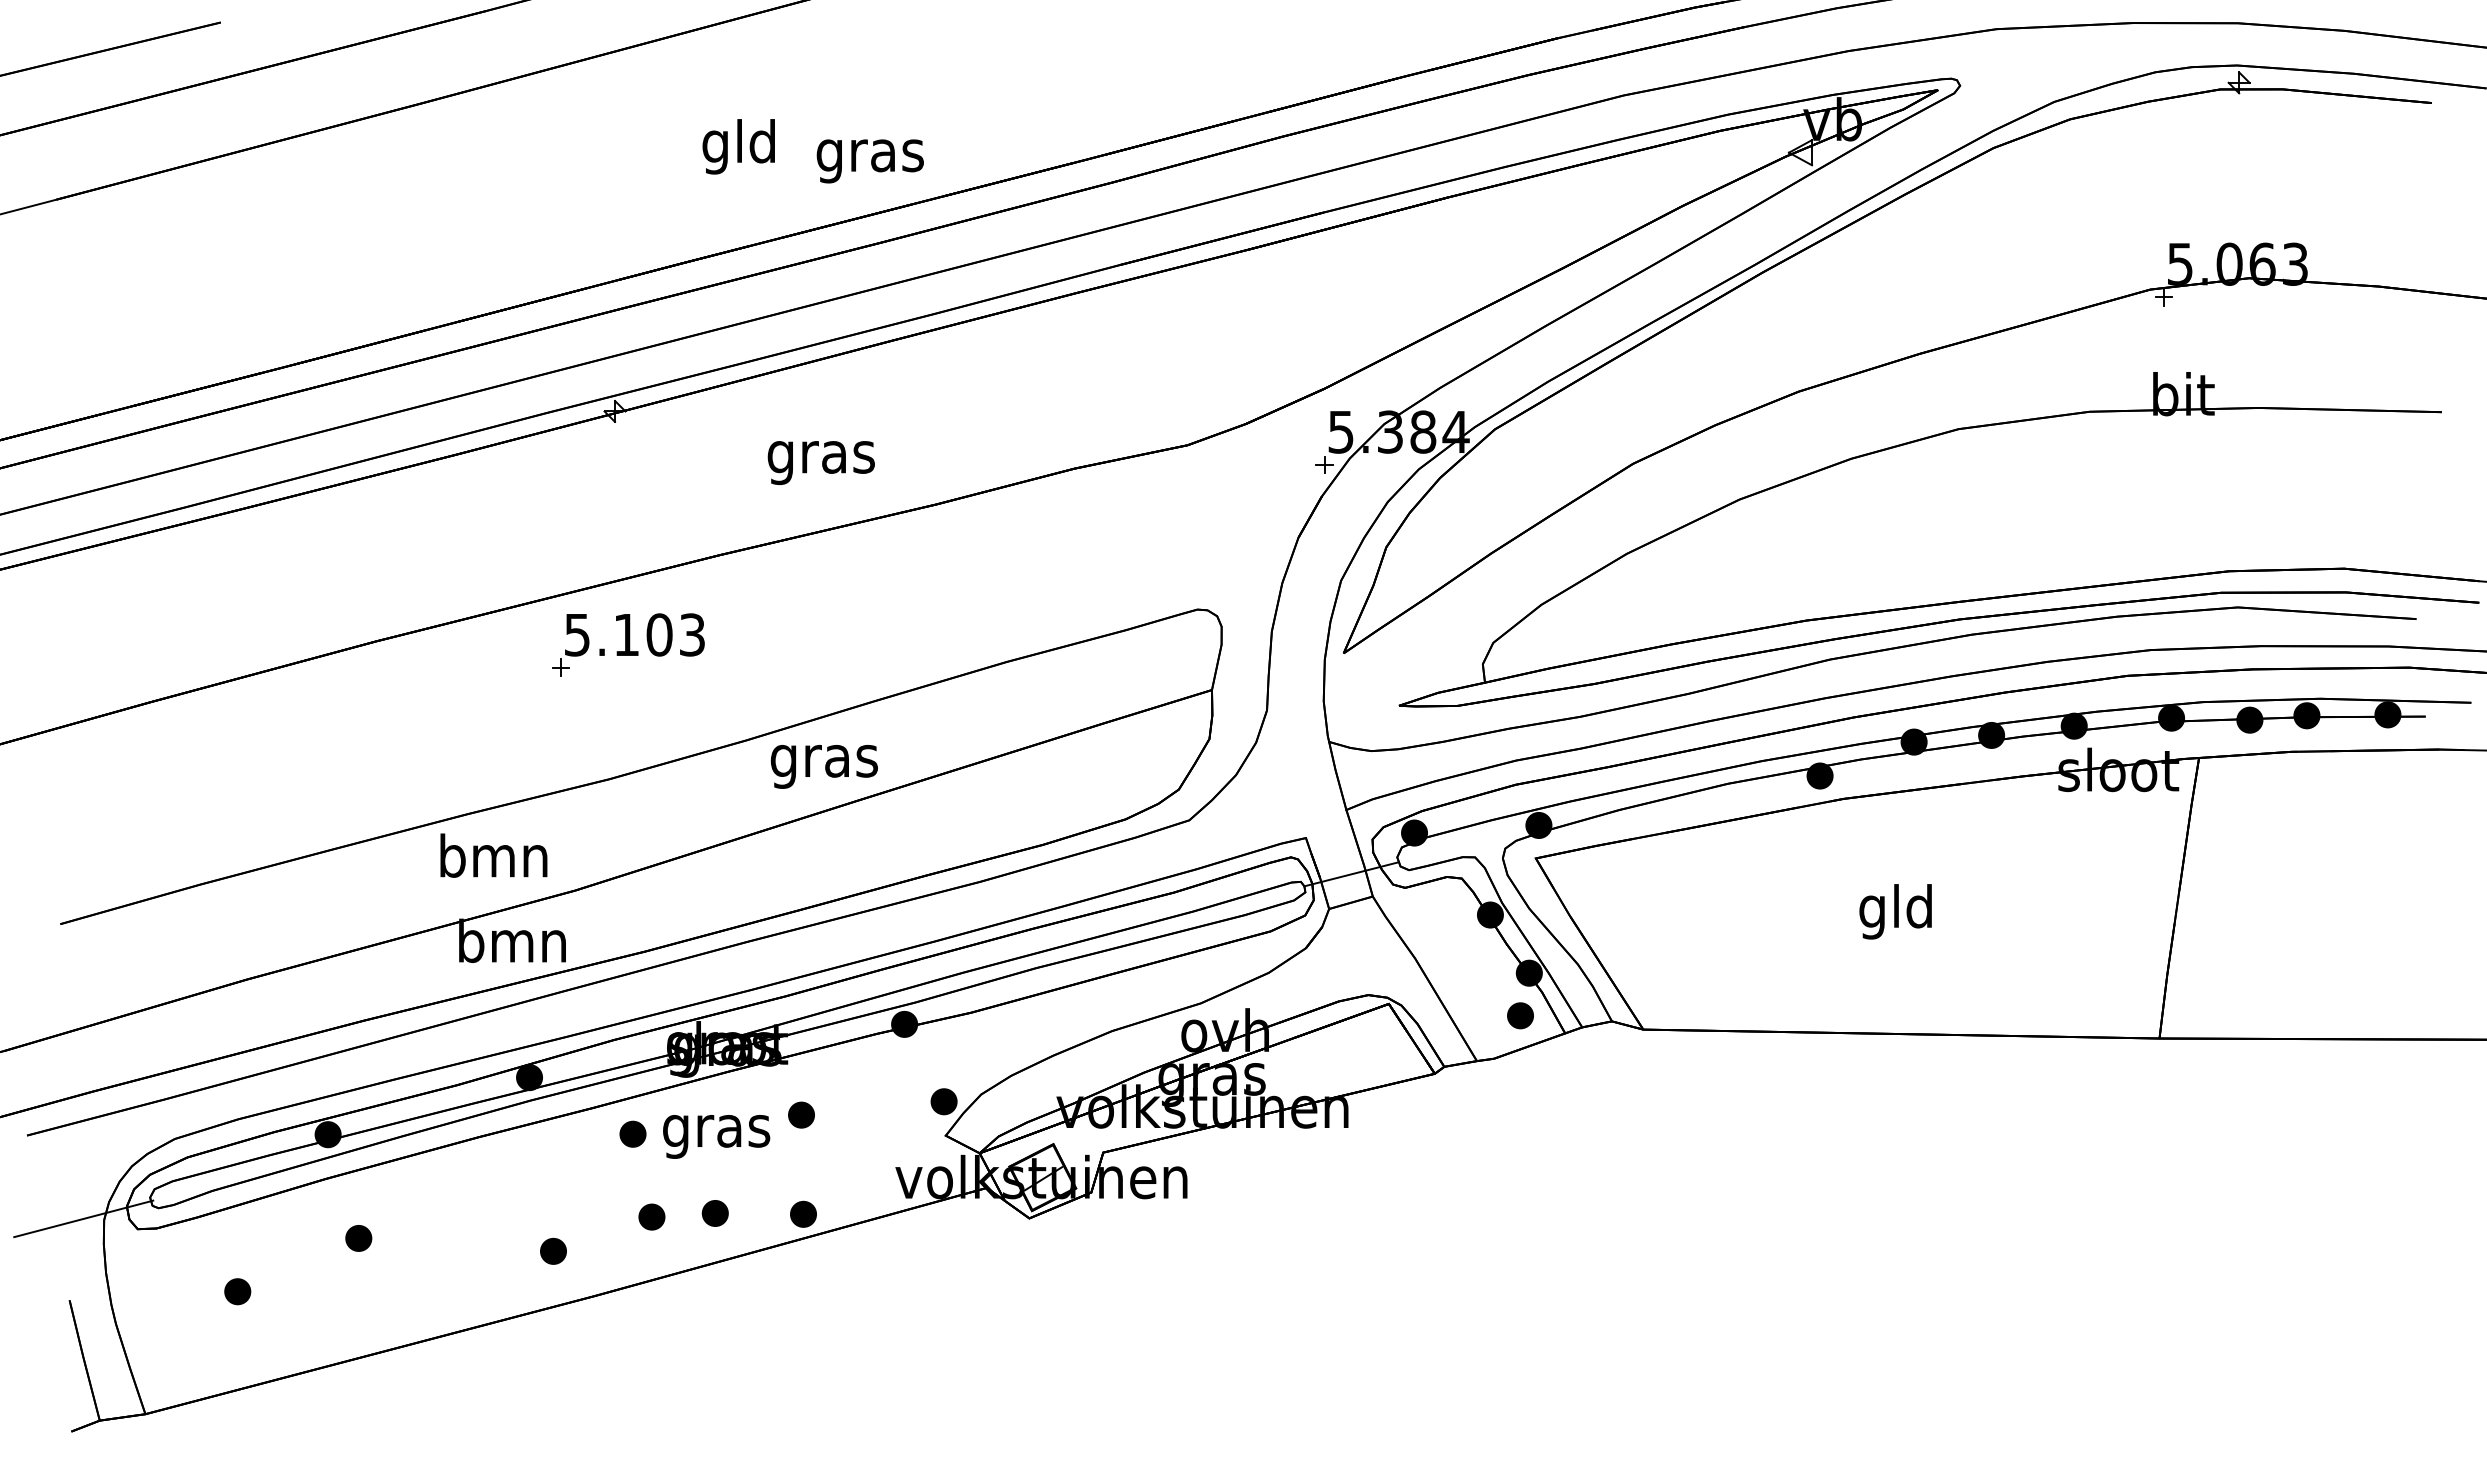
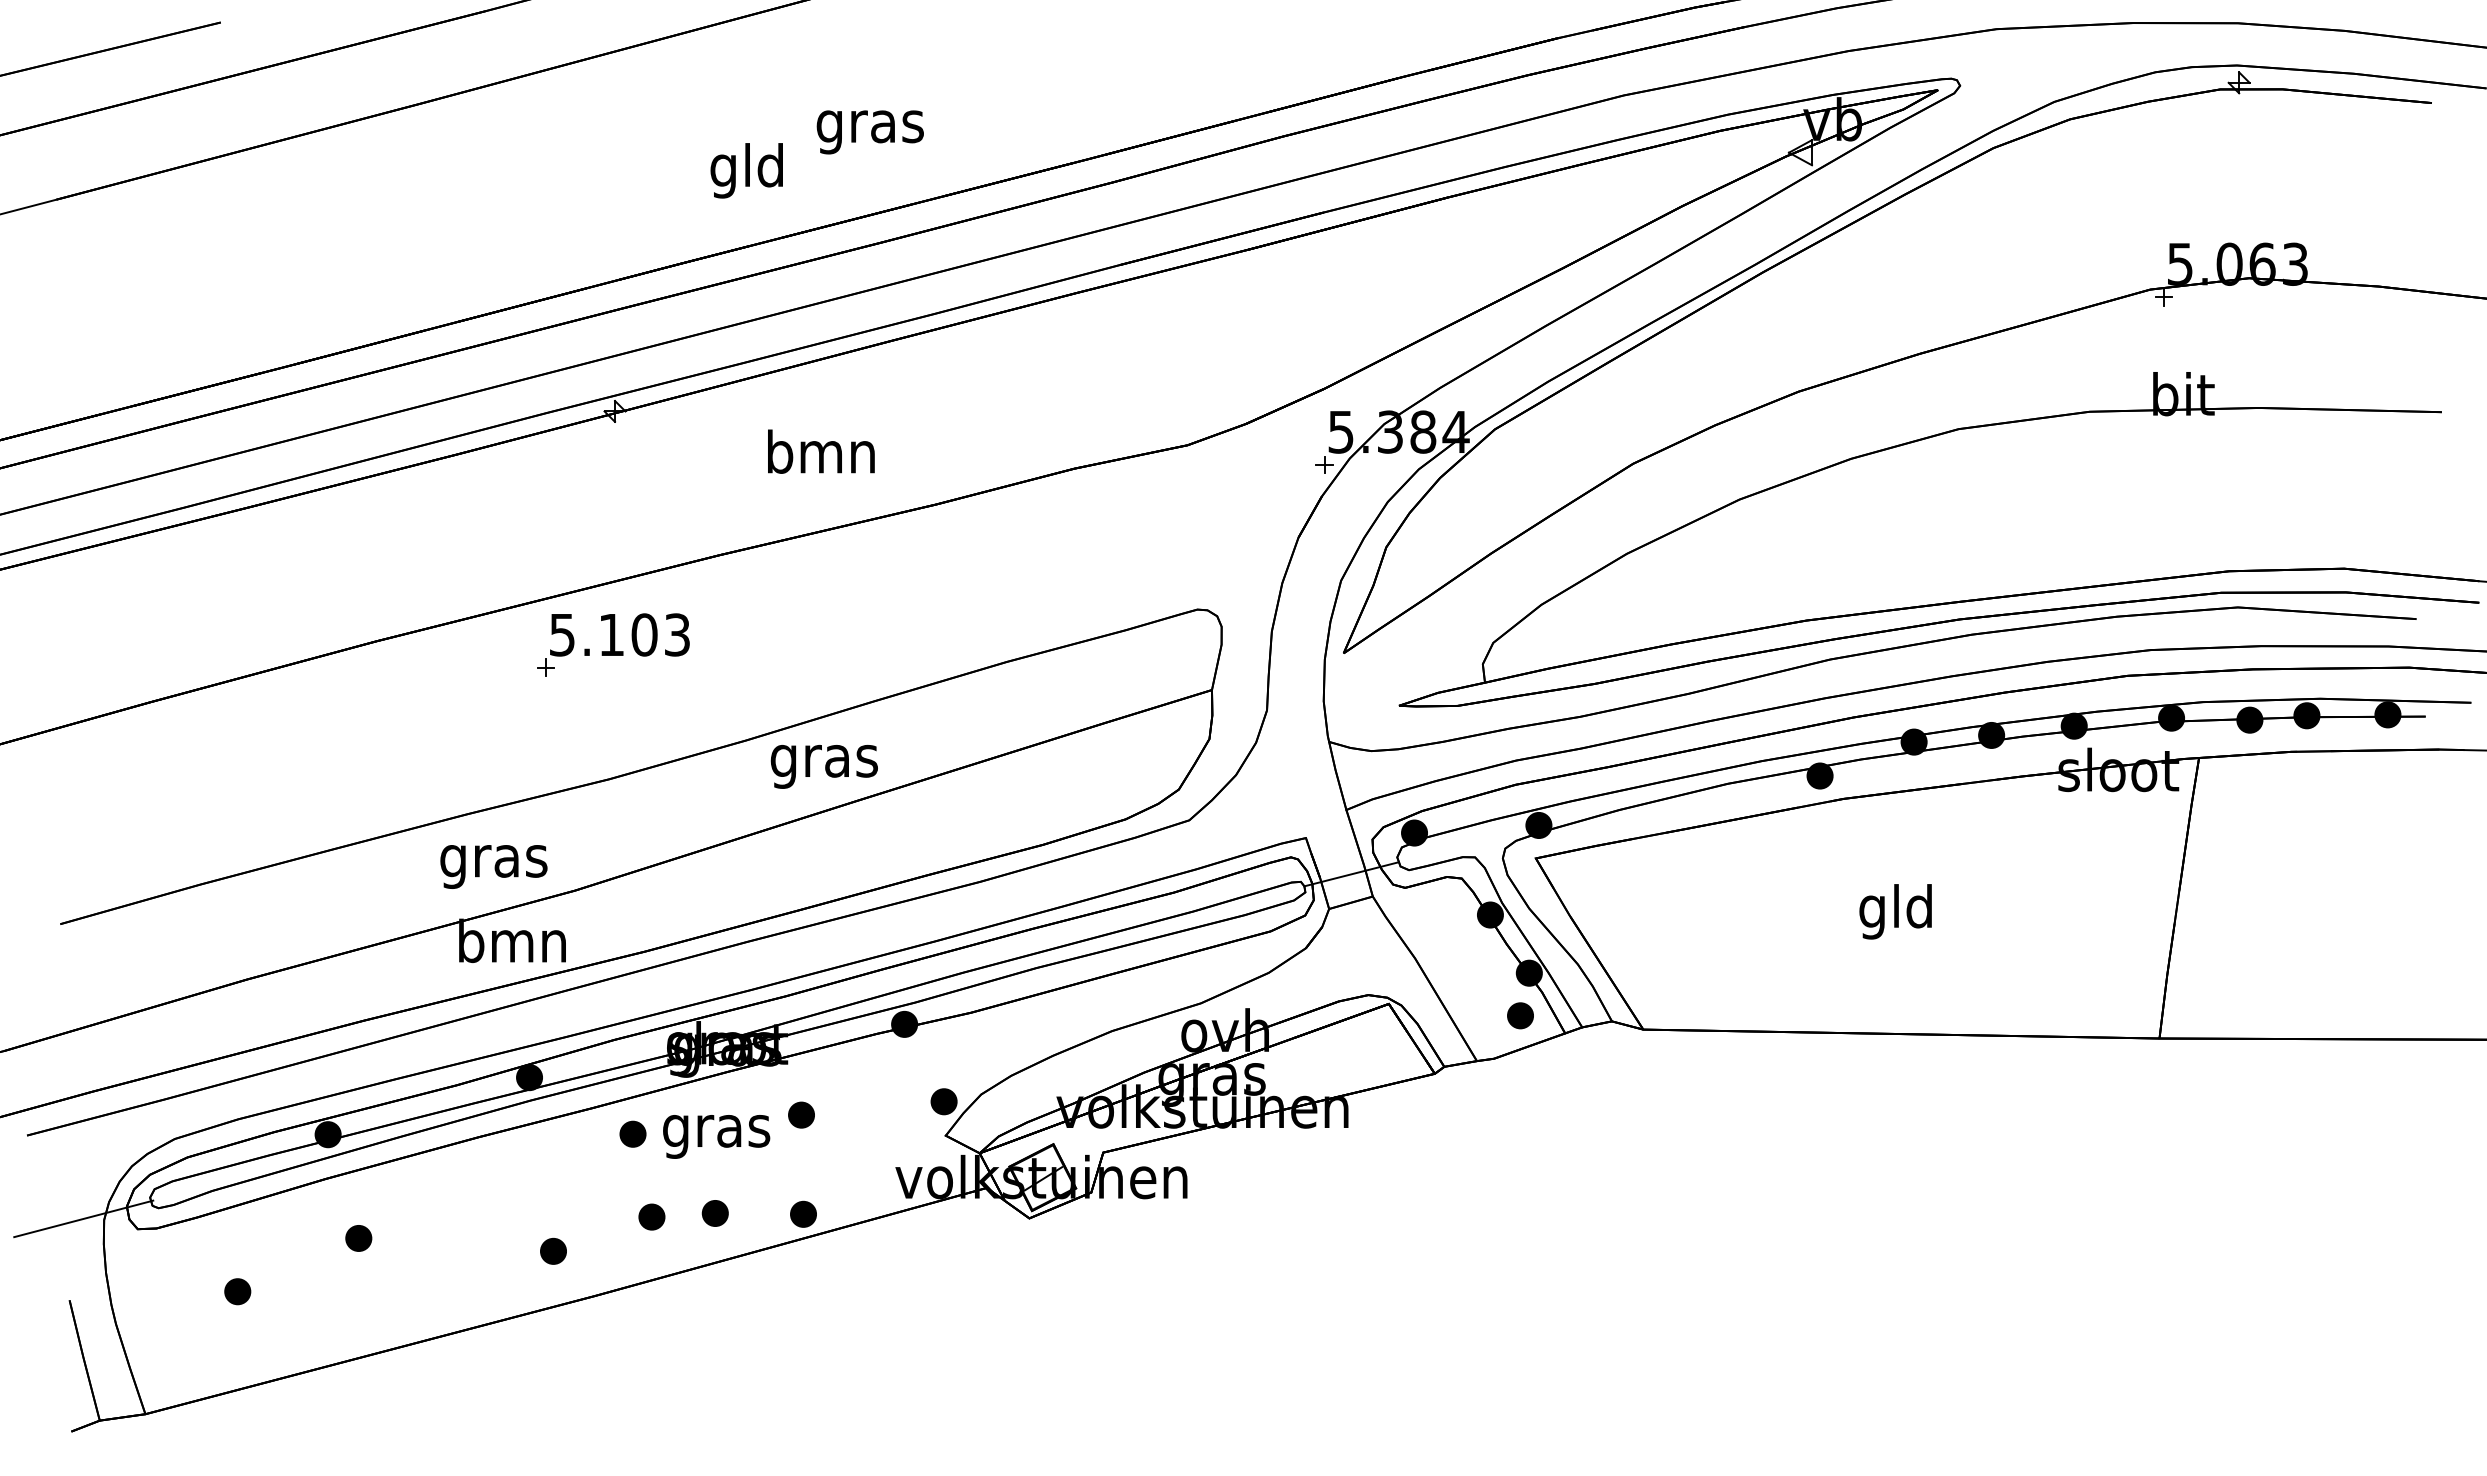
text position: (738, 146) -> (746, 170) (746, 170)
text position: (869, 161) -> (869, 132) (869, 132)
text: gras -> bmn (820, 457)
part position: (628, 644) -> (613, 644) (613, 644)
text: bmn -> gras (493, 860)
